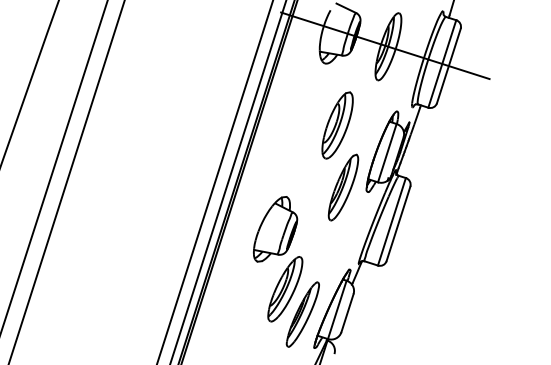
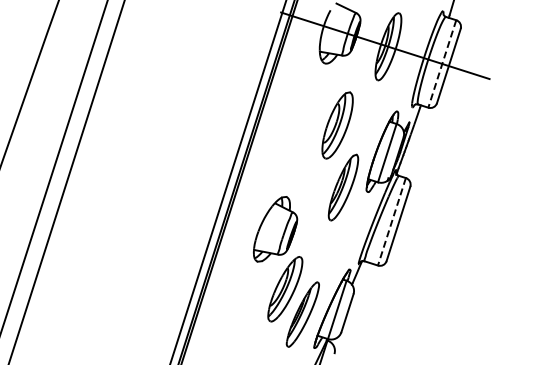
line: solid -> dashed (442, 63)
line: present -> none (214, 181)
line: solid -> dashed (391, 221)
